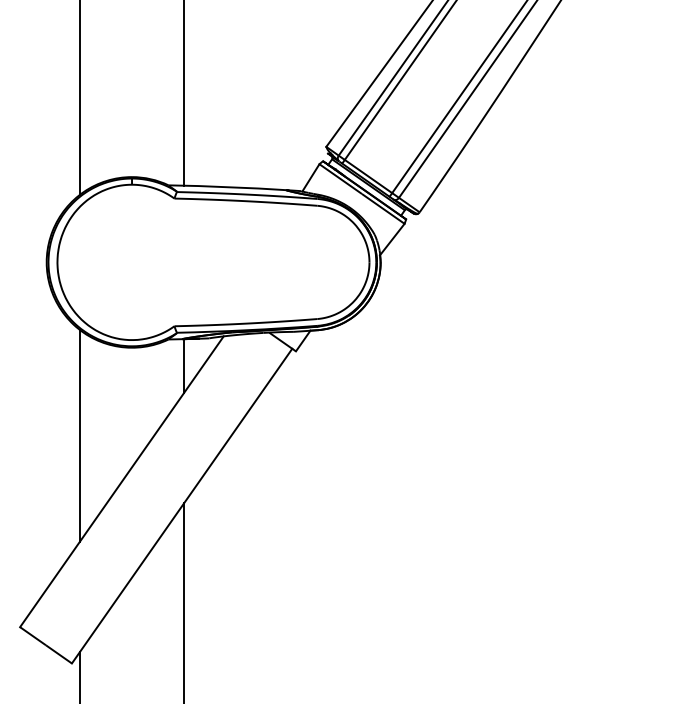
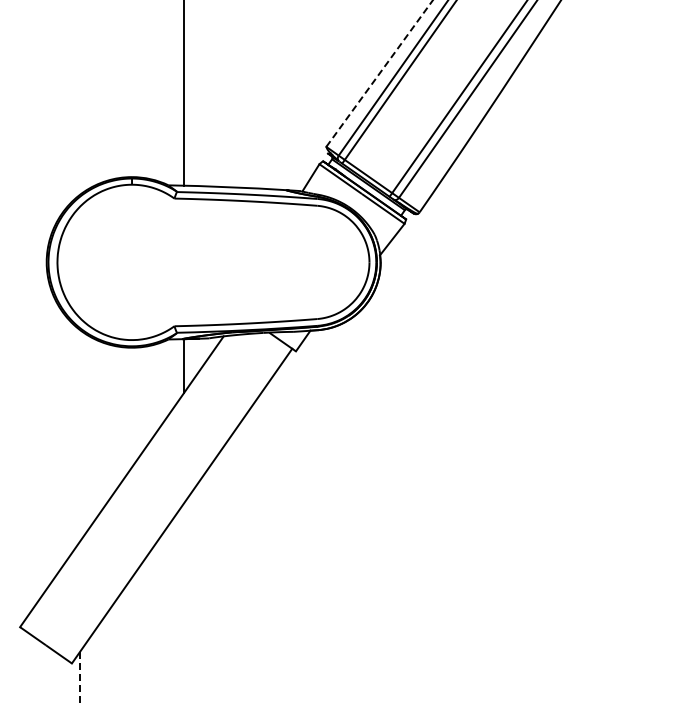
line: solid -> dashed (379, 73)
line: present -> none (80, 98)
line: present -> none (80, 435)
line: present -> none (183, 601)
line: solid -> dashed (80, 677)
